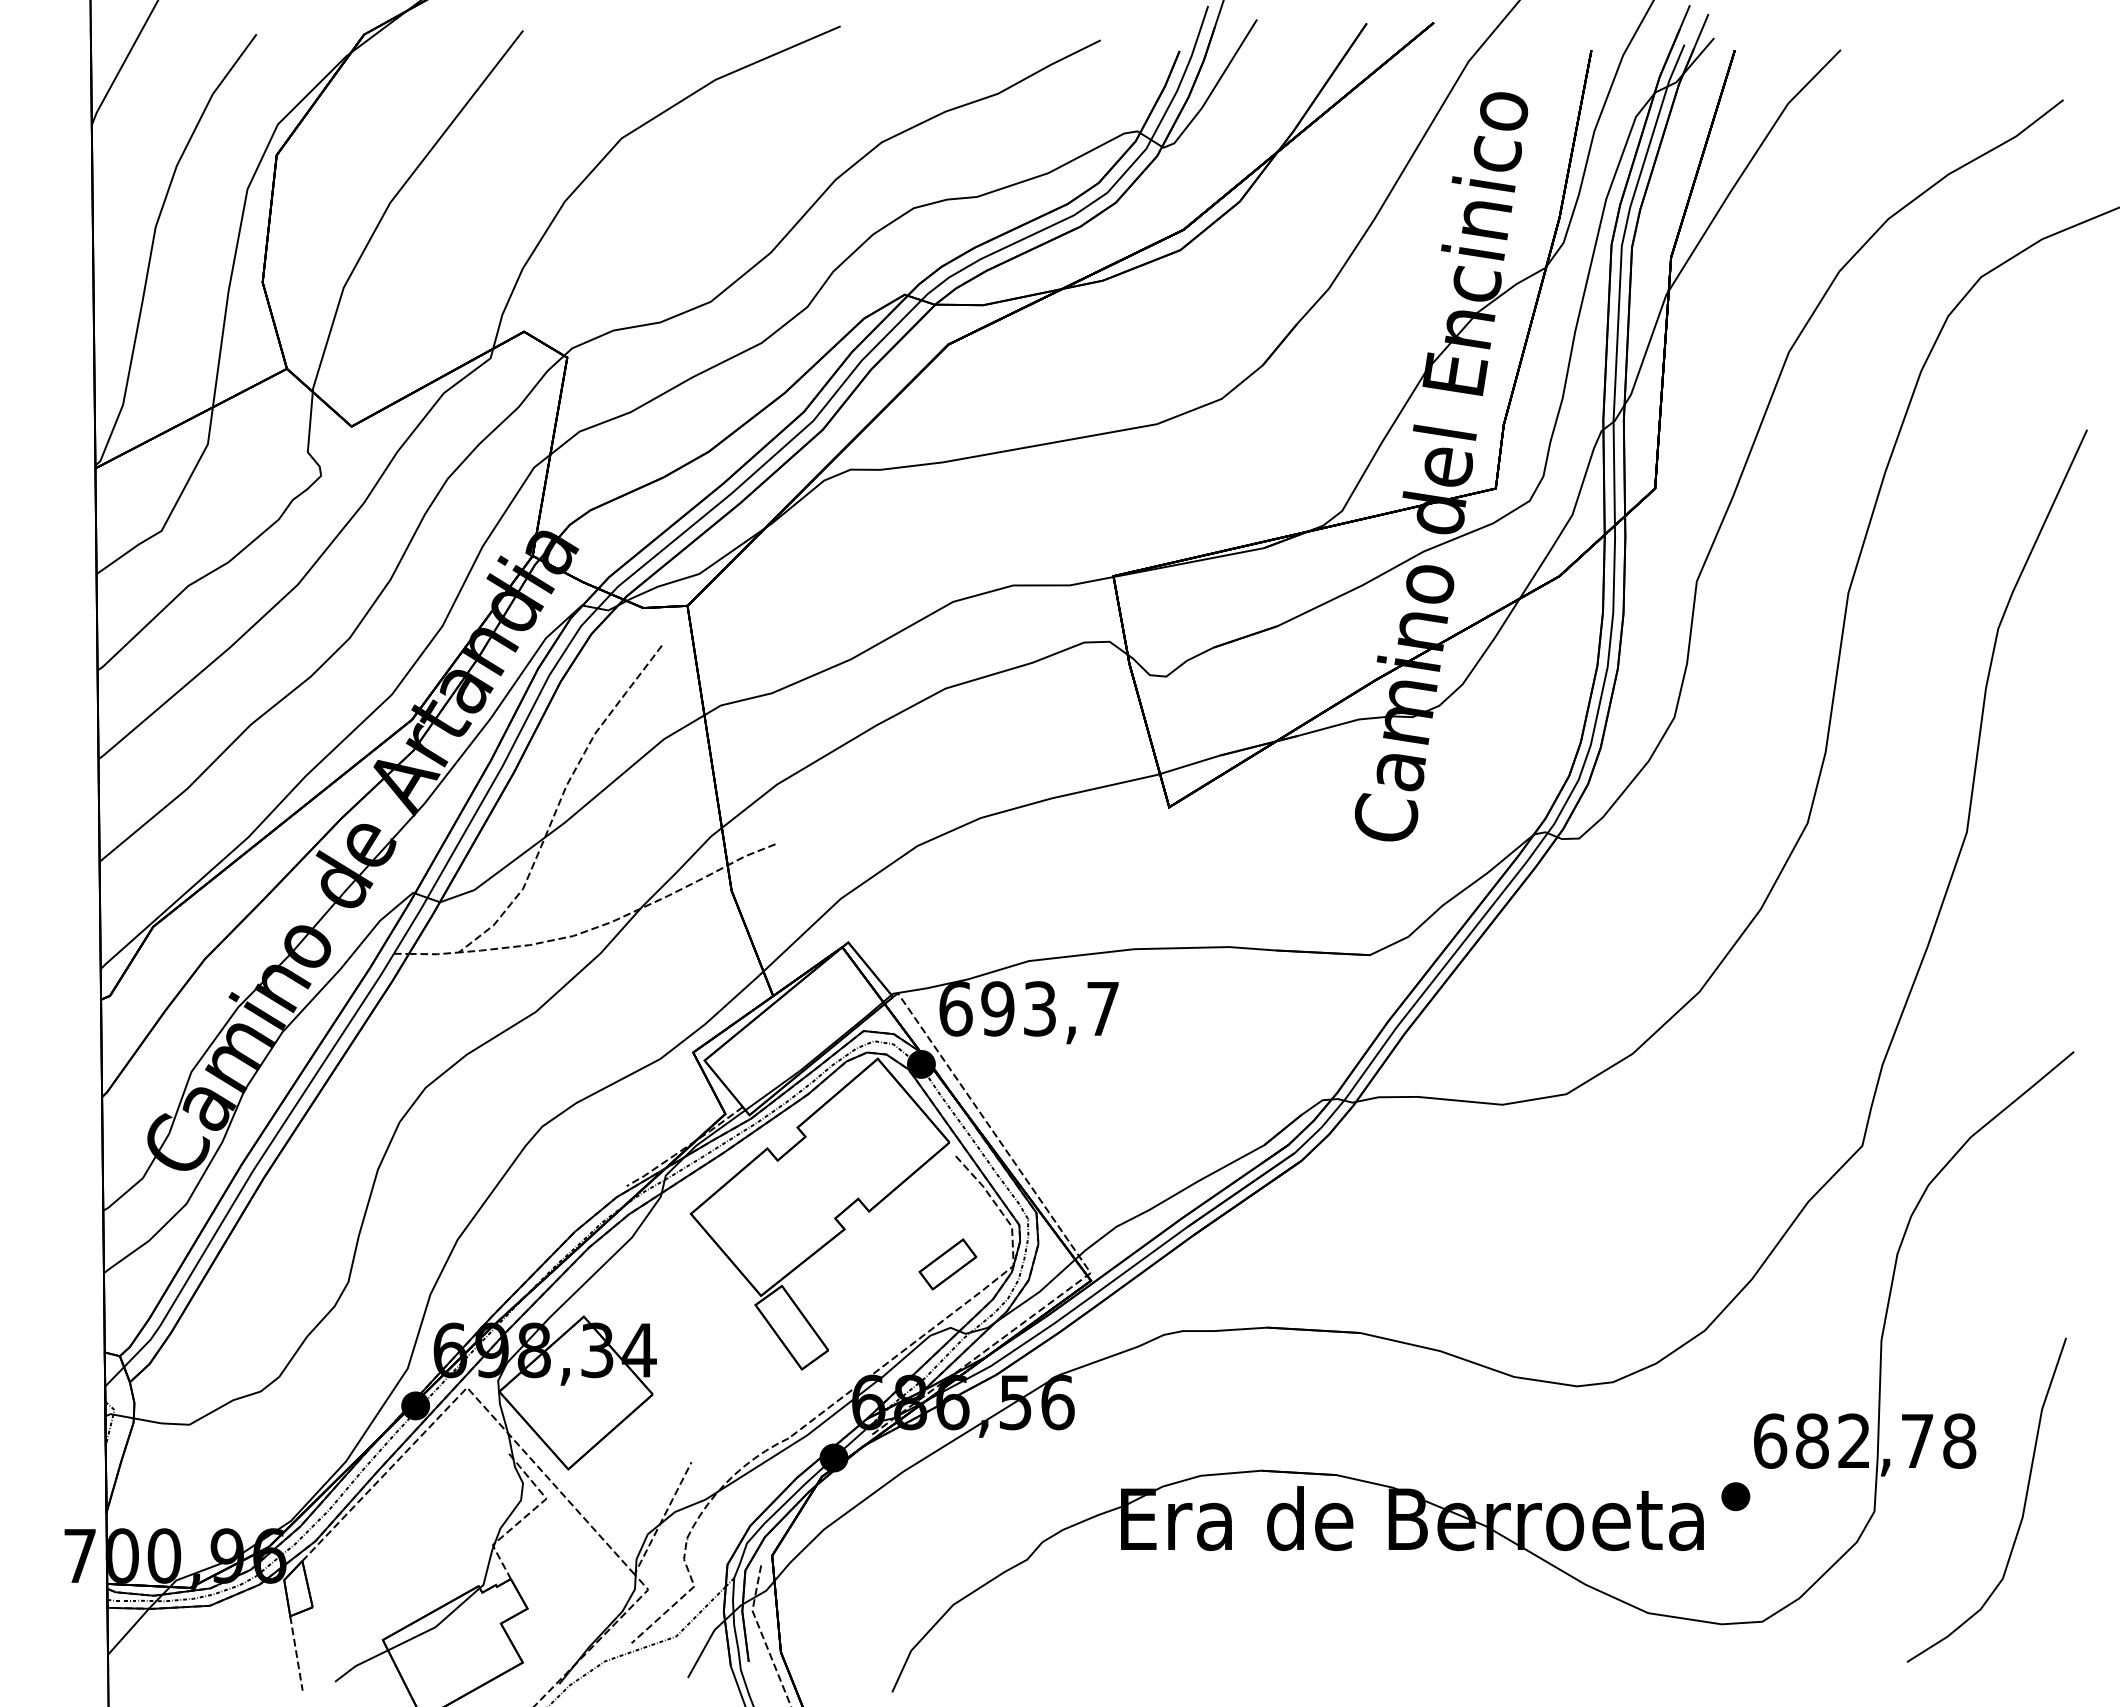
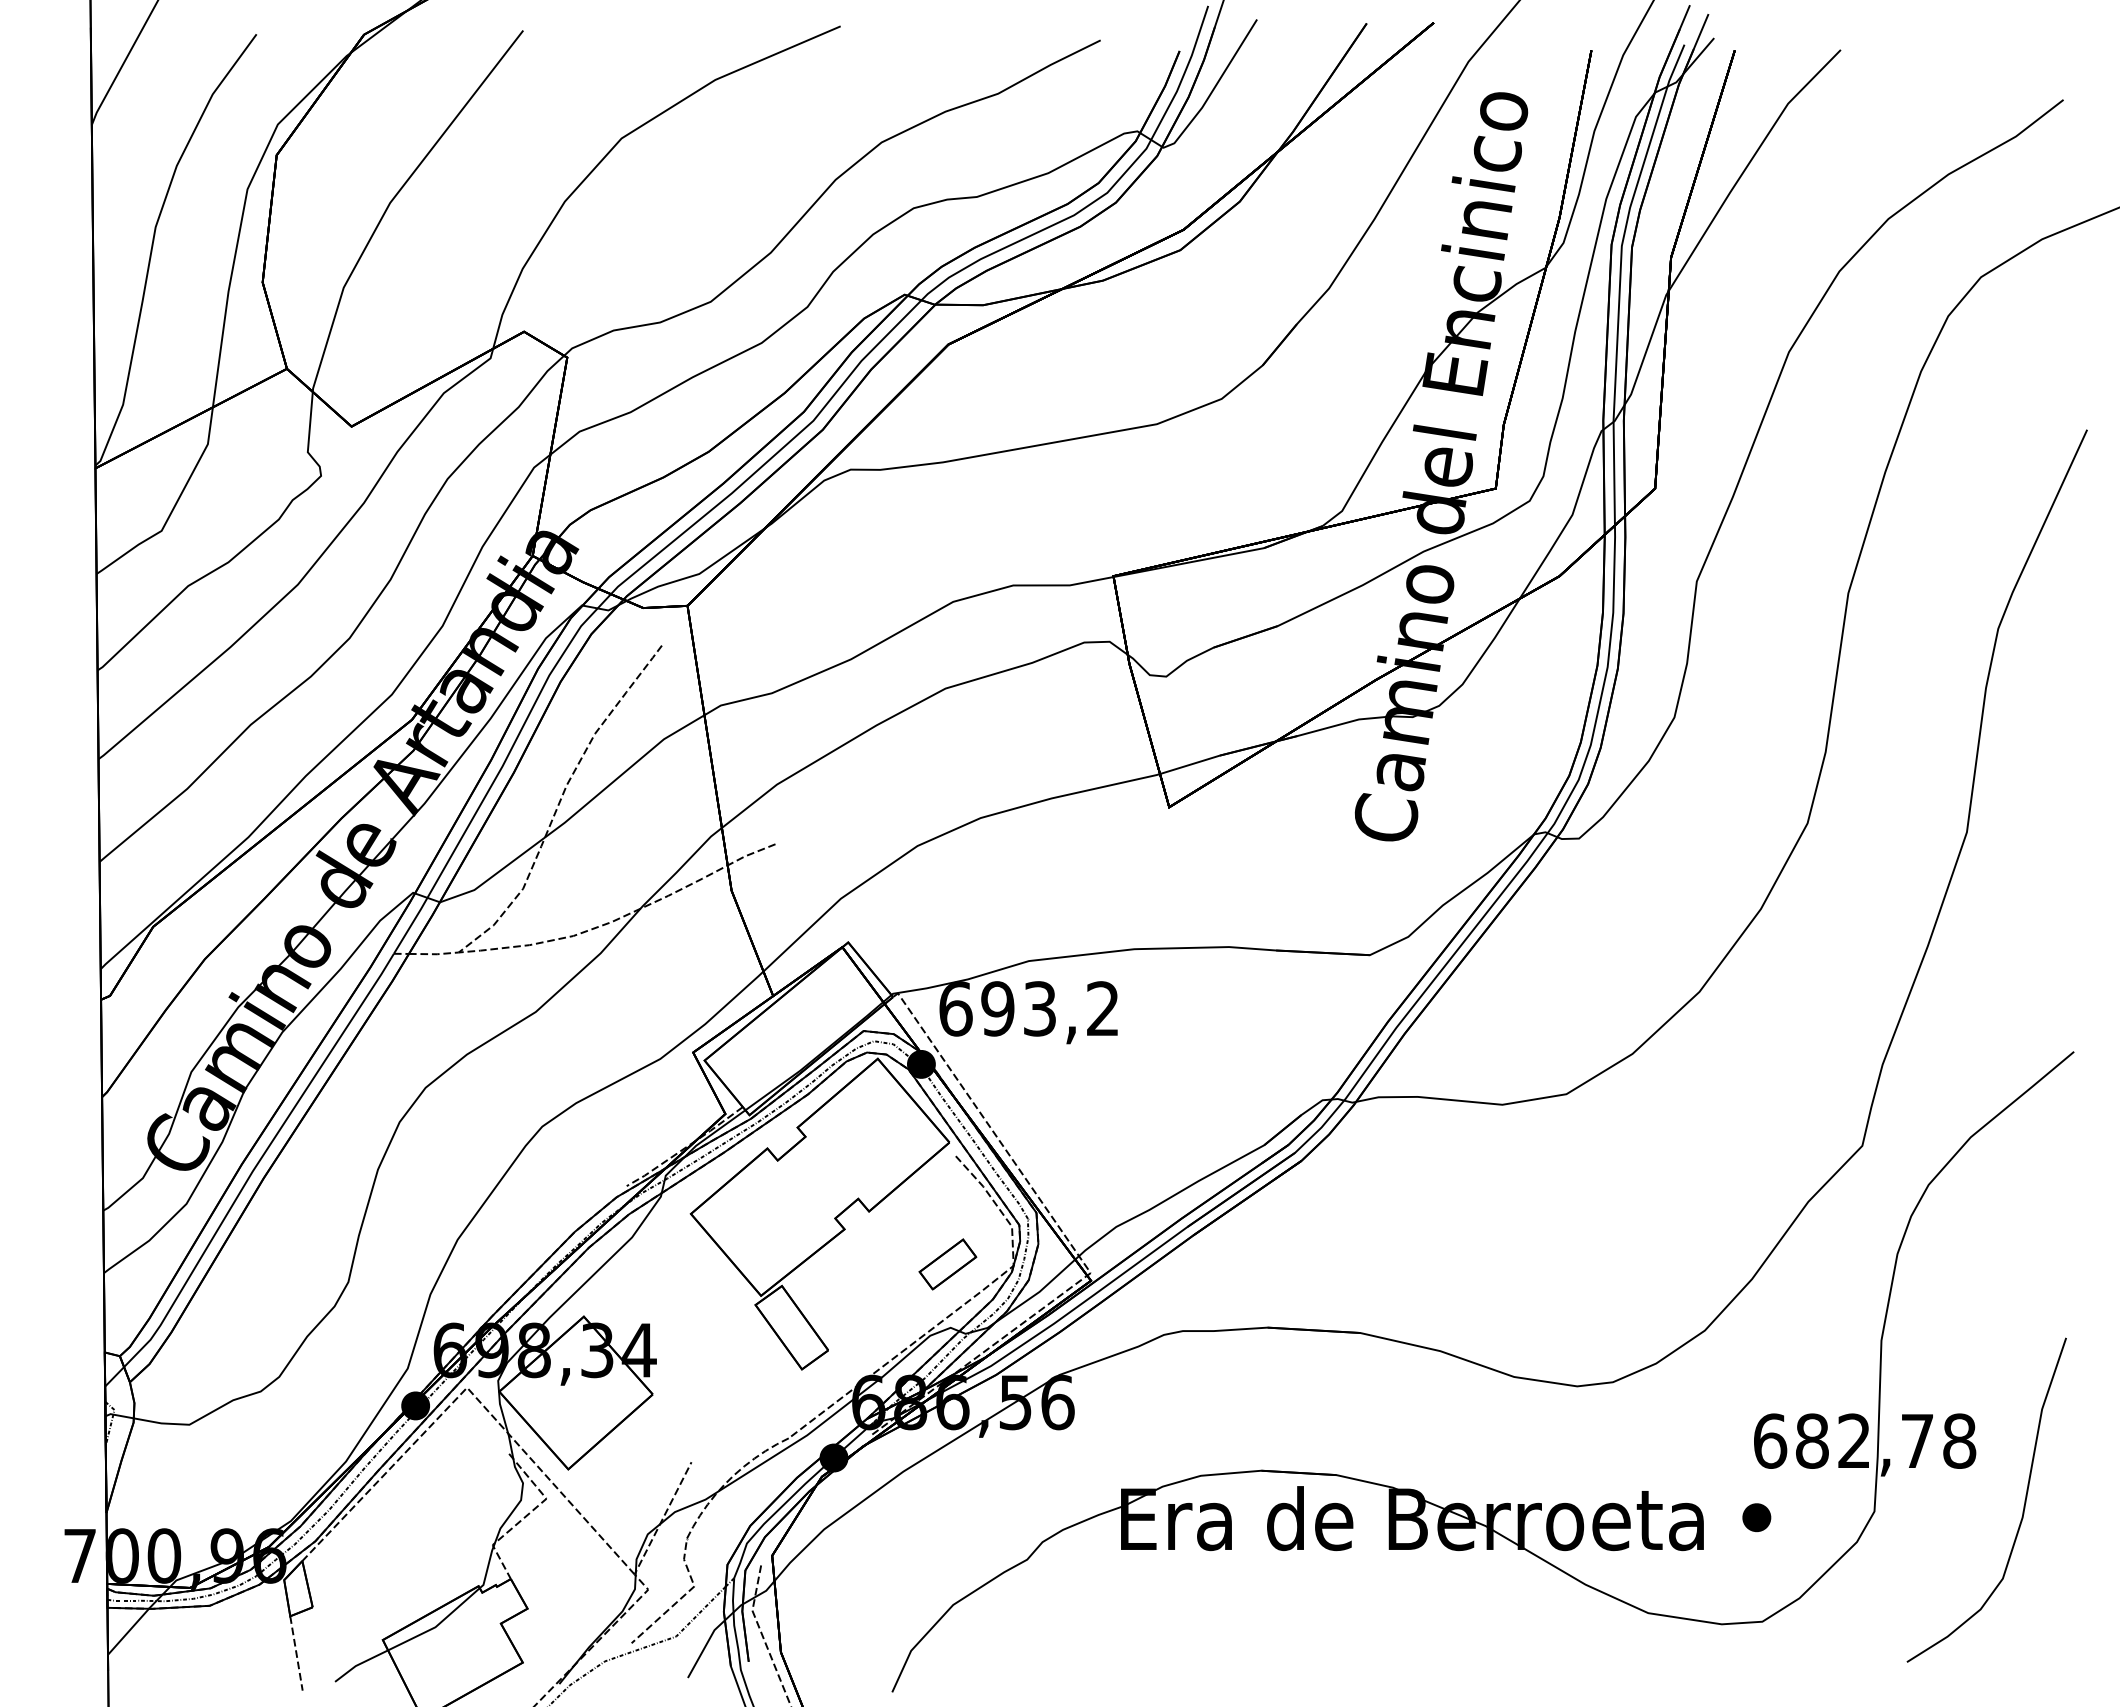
text: 693,7 -> 693,2 (1102, 1008)
part position: (1735, 1496) -> (1756, 1517) (1756, 1517)
